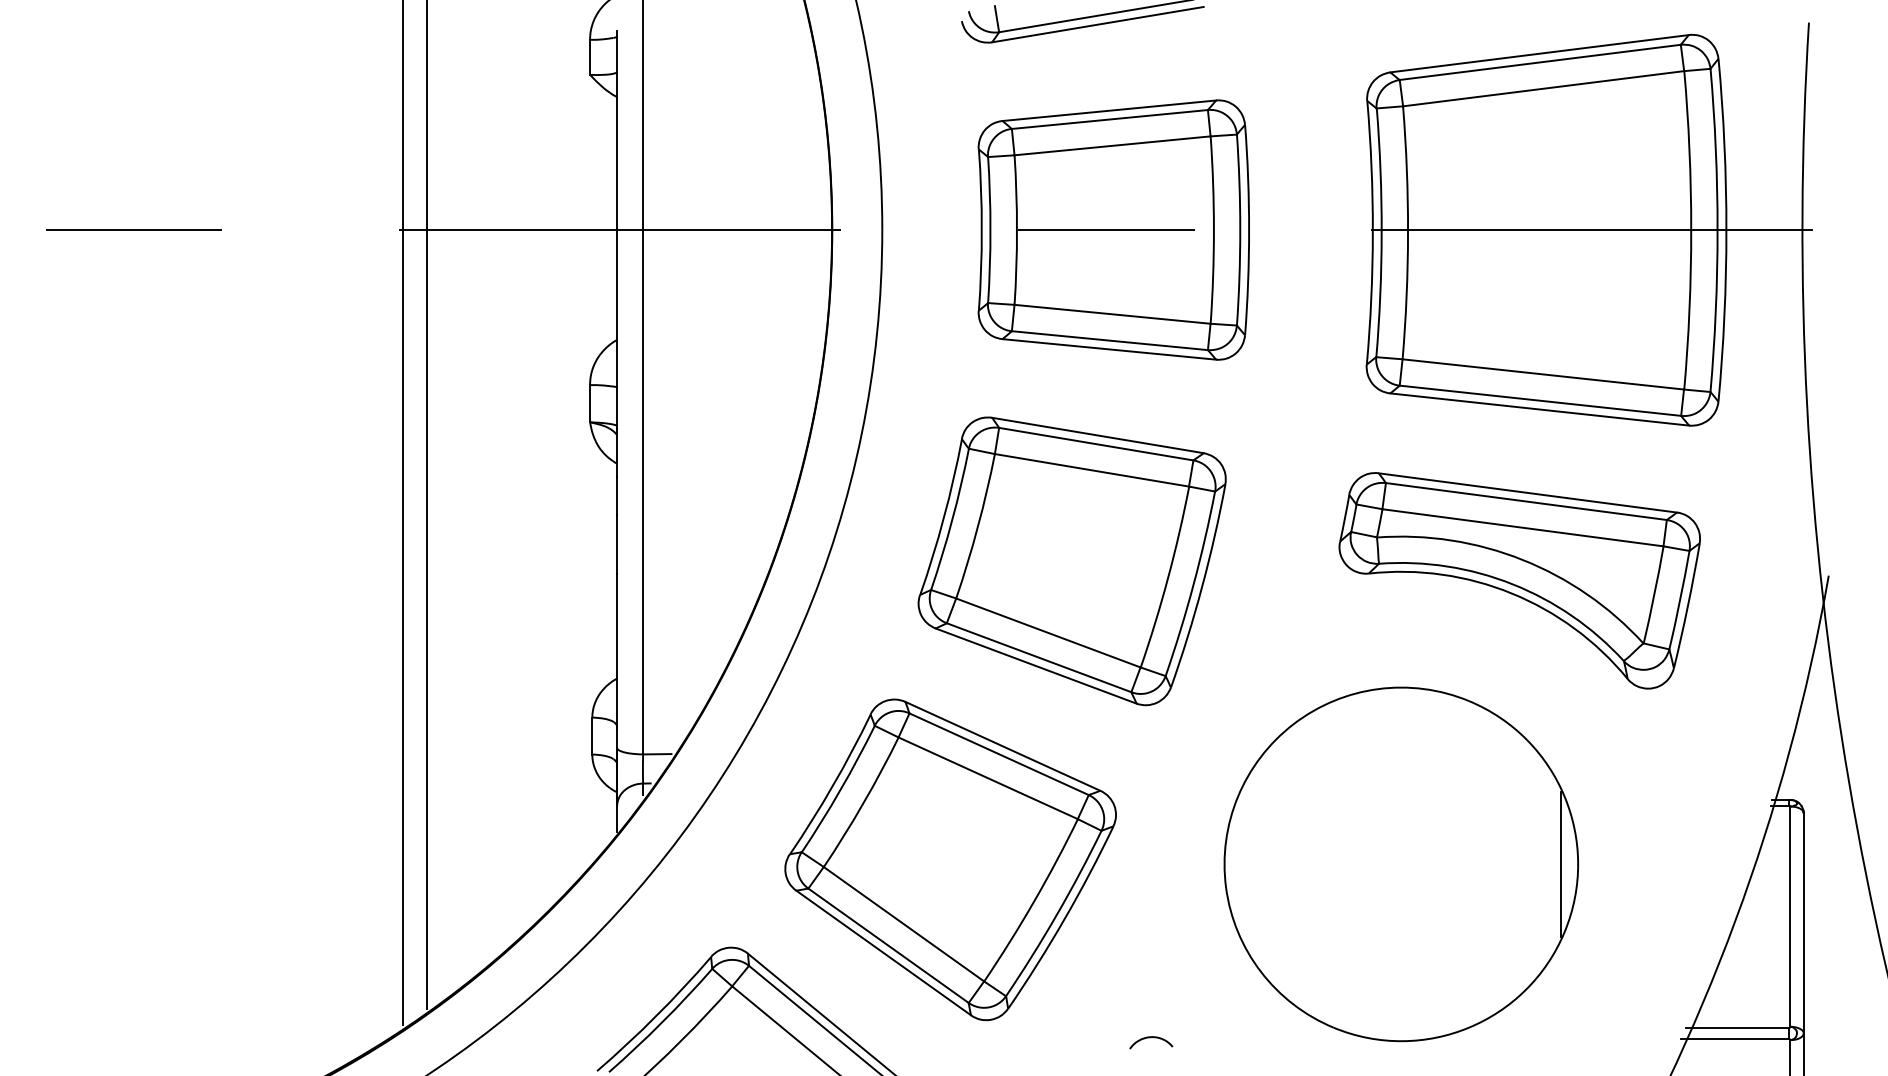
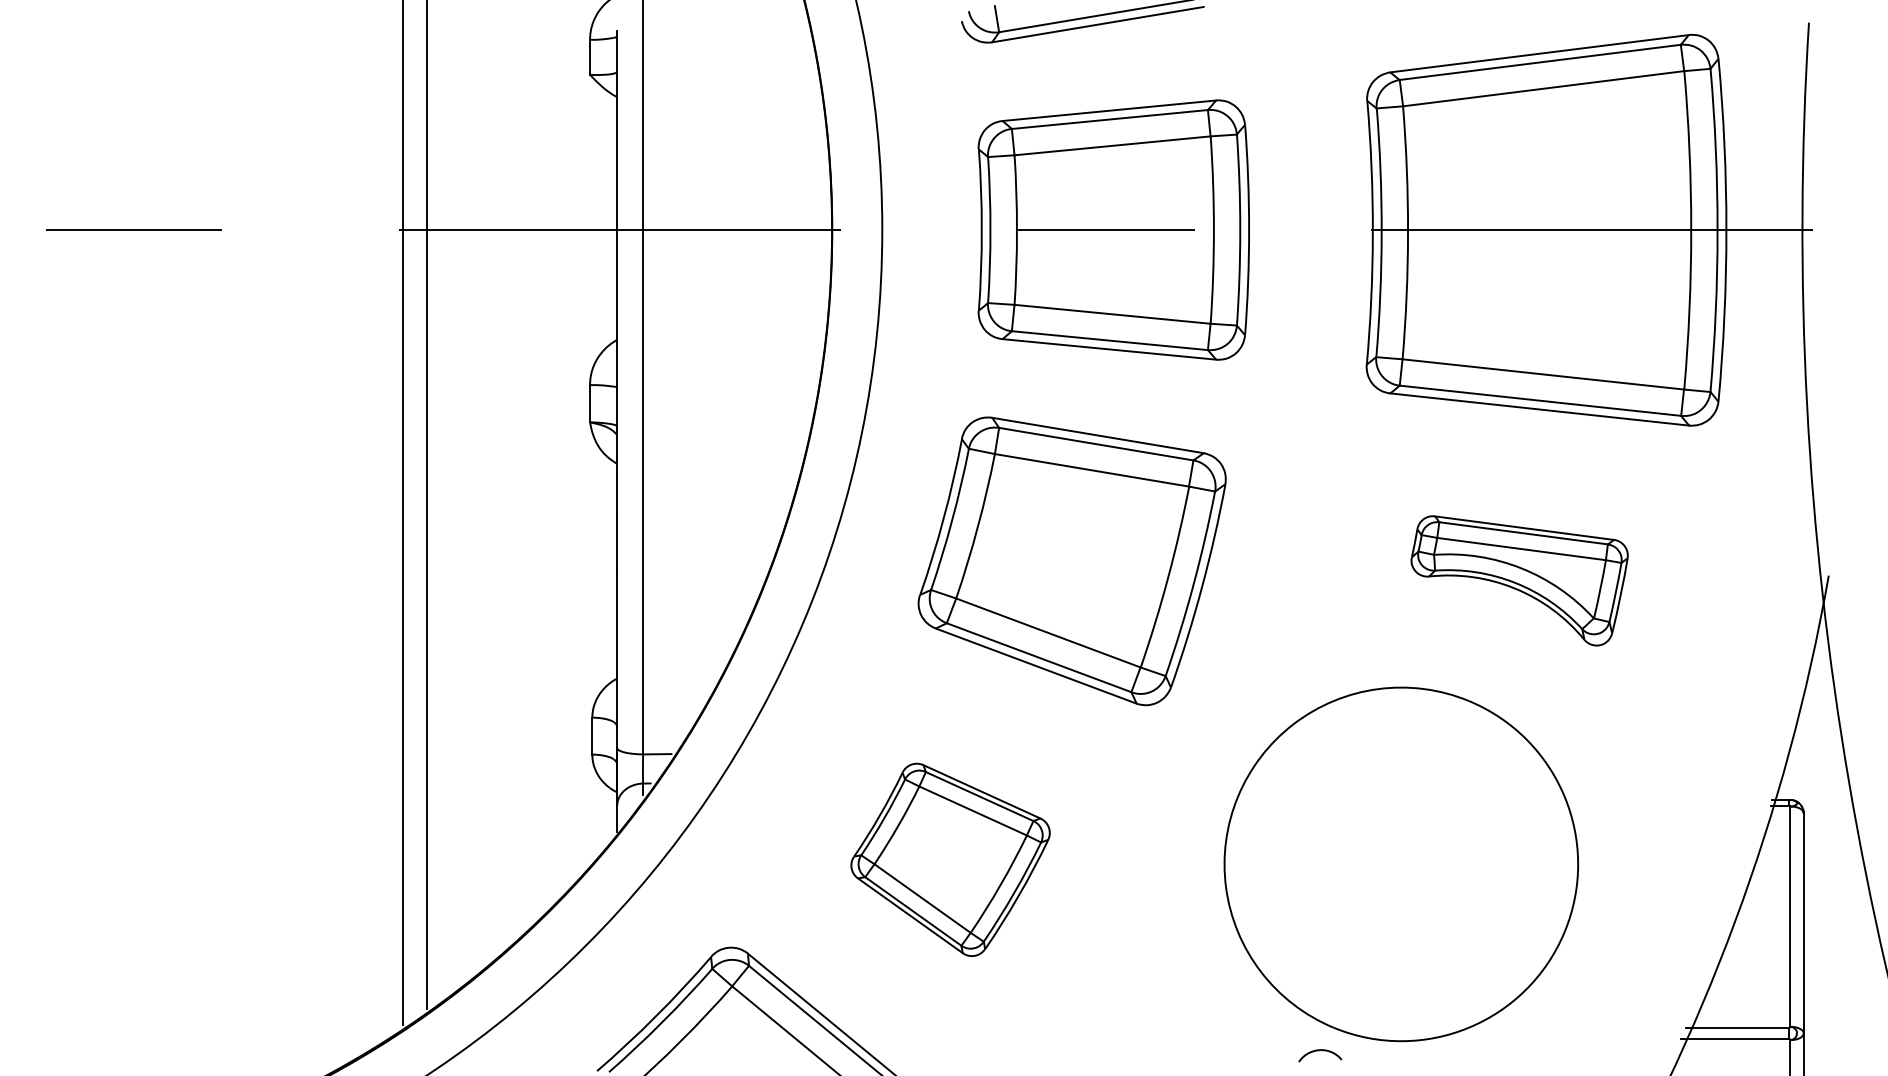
part size: 363x218 px -> 219x132 px (1519, 580)
part size: 333x324 px -> 201x195 px (950, 859)
line: present -> none (1560, 864)
curve position: (1150, 1038) -> (1319, 1051) (1319, 1051)
